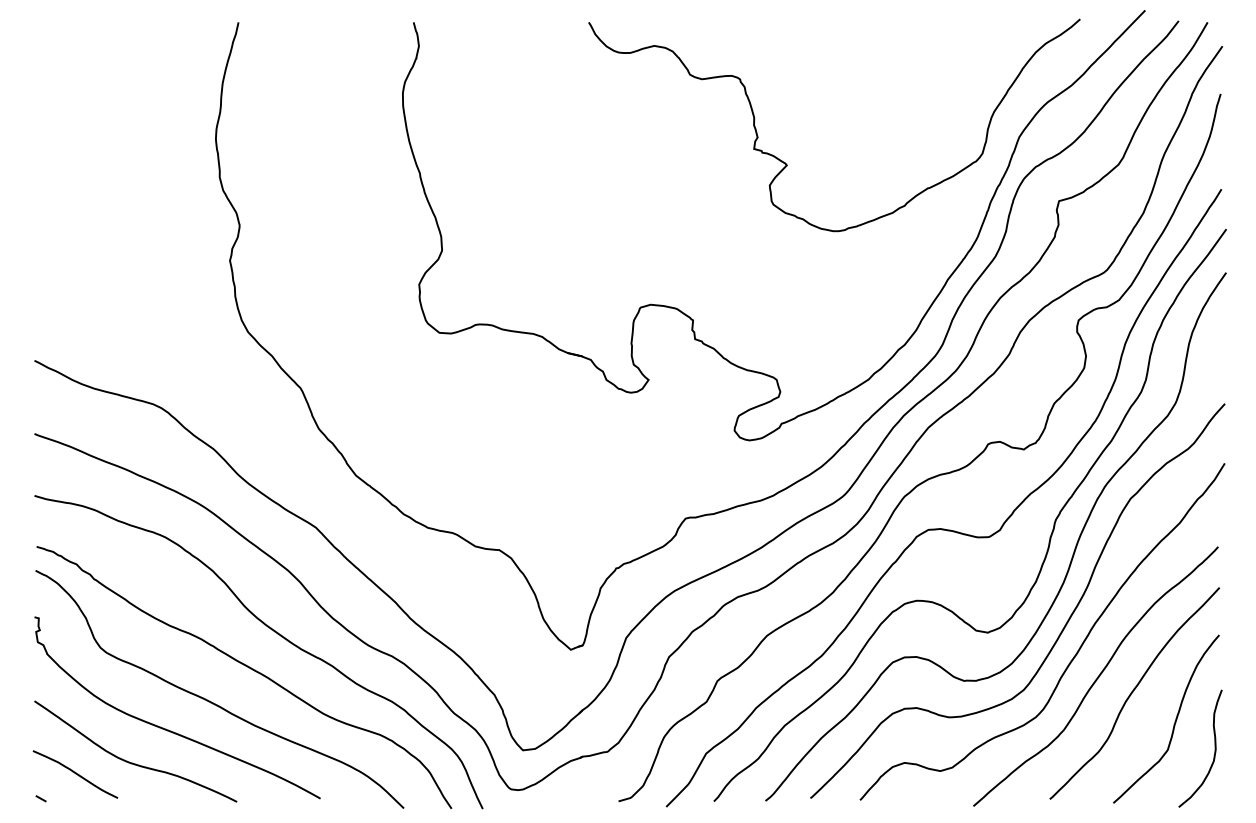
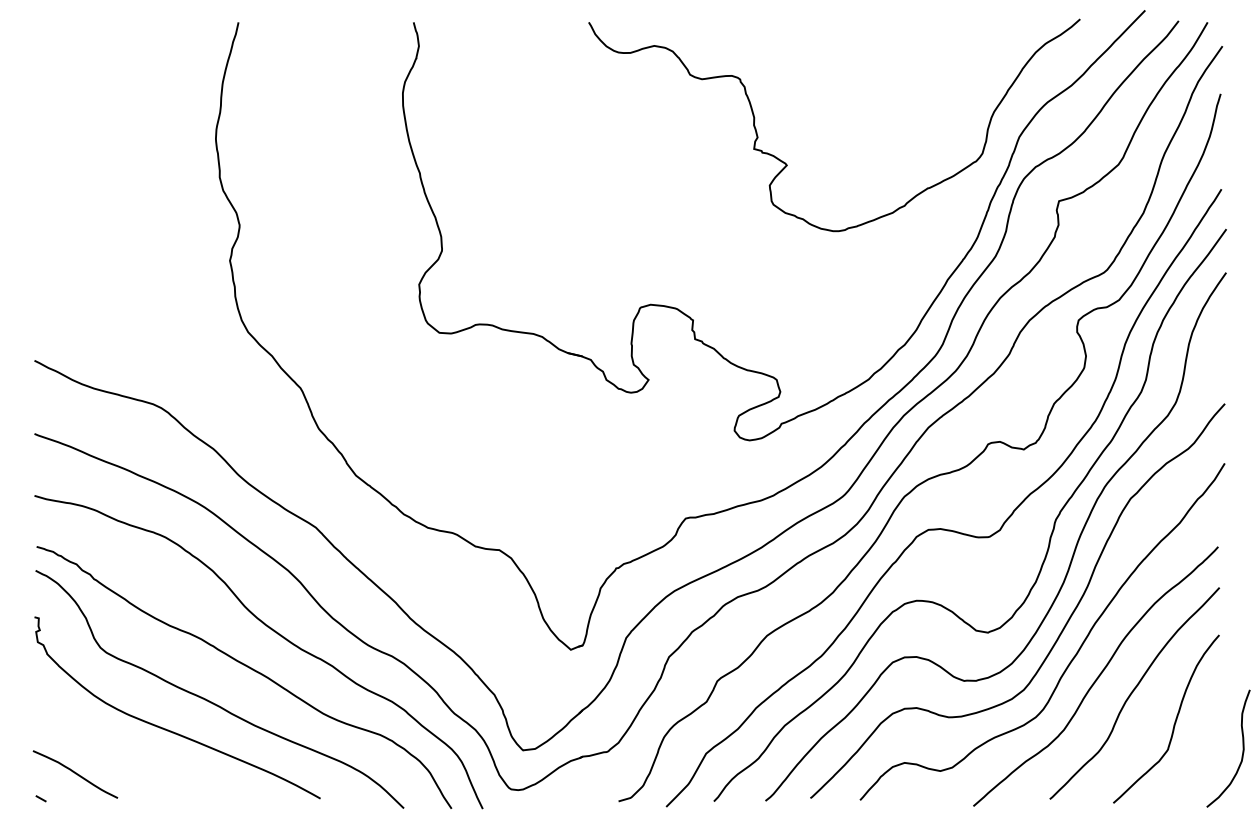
curve position: (1214, 748) -> (1242, 748) (1242, 748)
curve: present -> none (132, 762)
